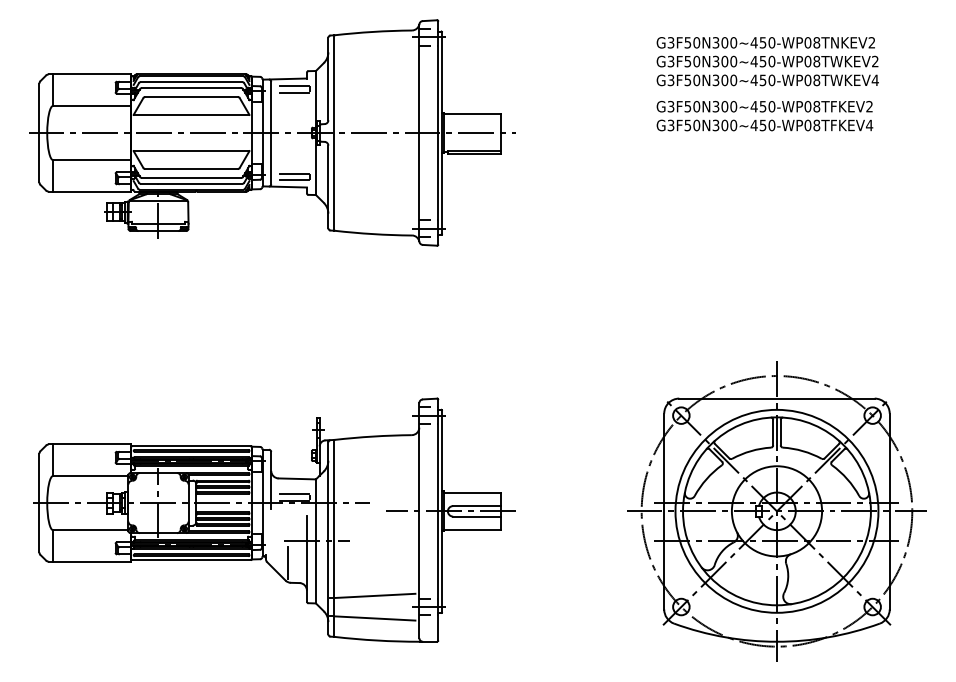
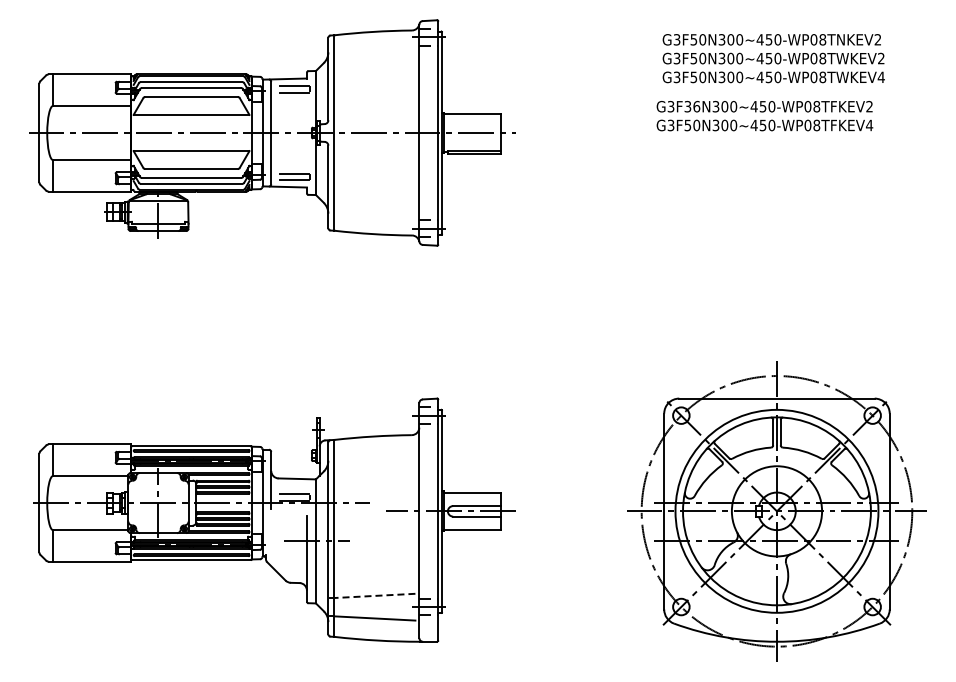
text position: (767, 61) -> (773, 58) (773, 58)
text: G3F50N300~450-WP08TFKEV2 -> G3F36N300~450-WP08TFKEV2 (692, 106)
line: present -> none (287, 562)
line: solid -> dashed (374, 595)
